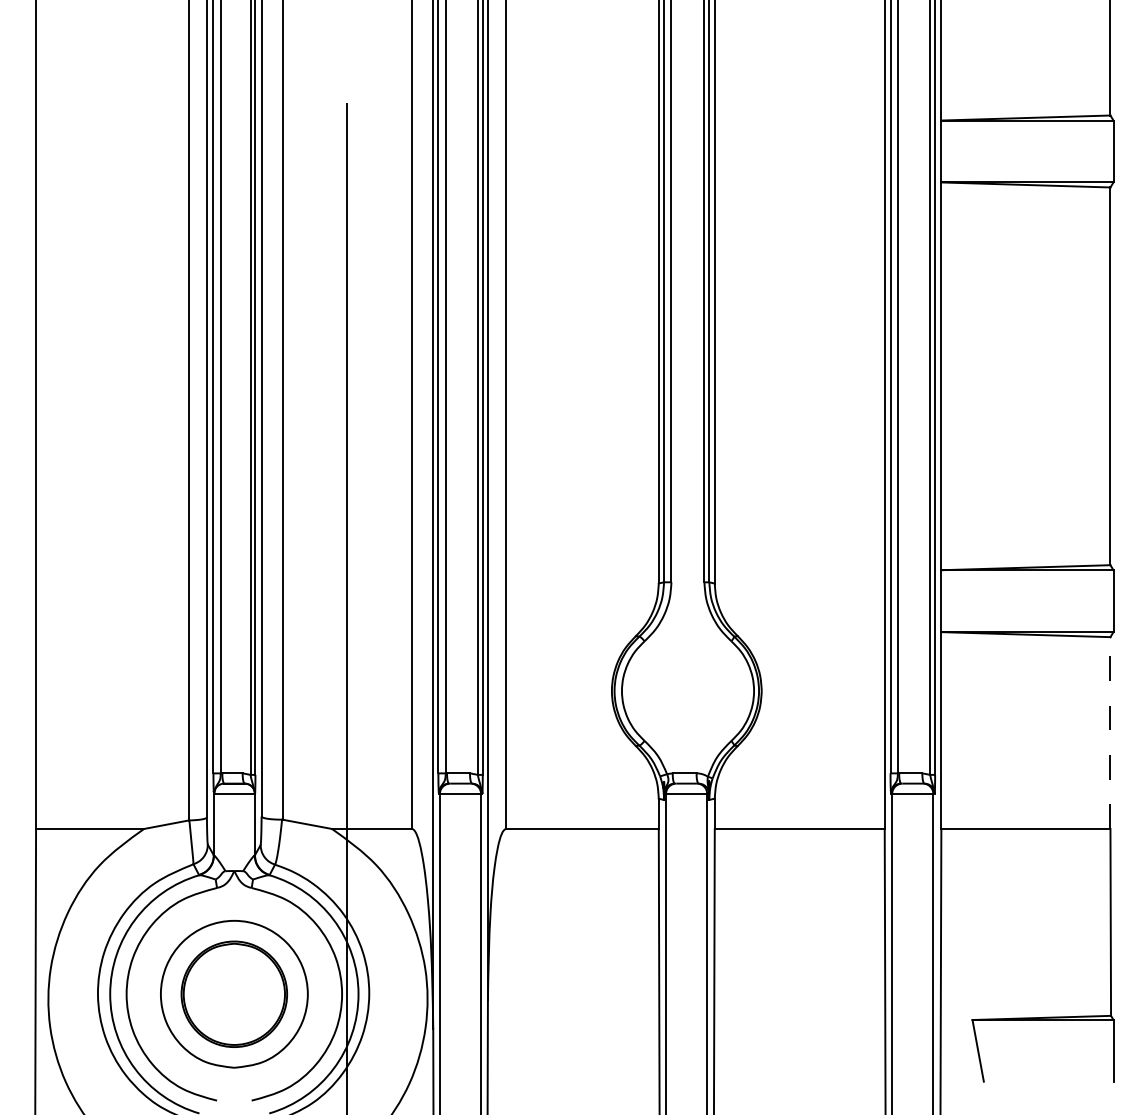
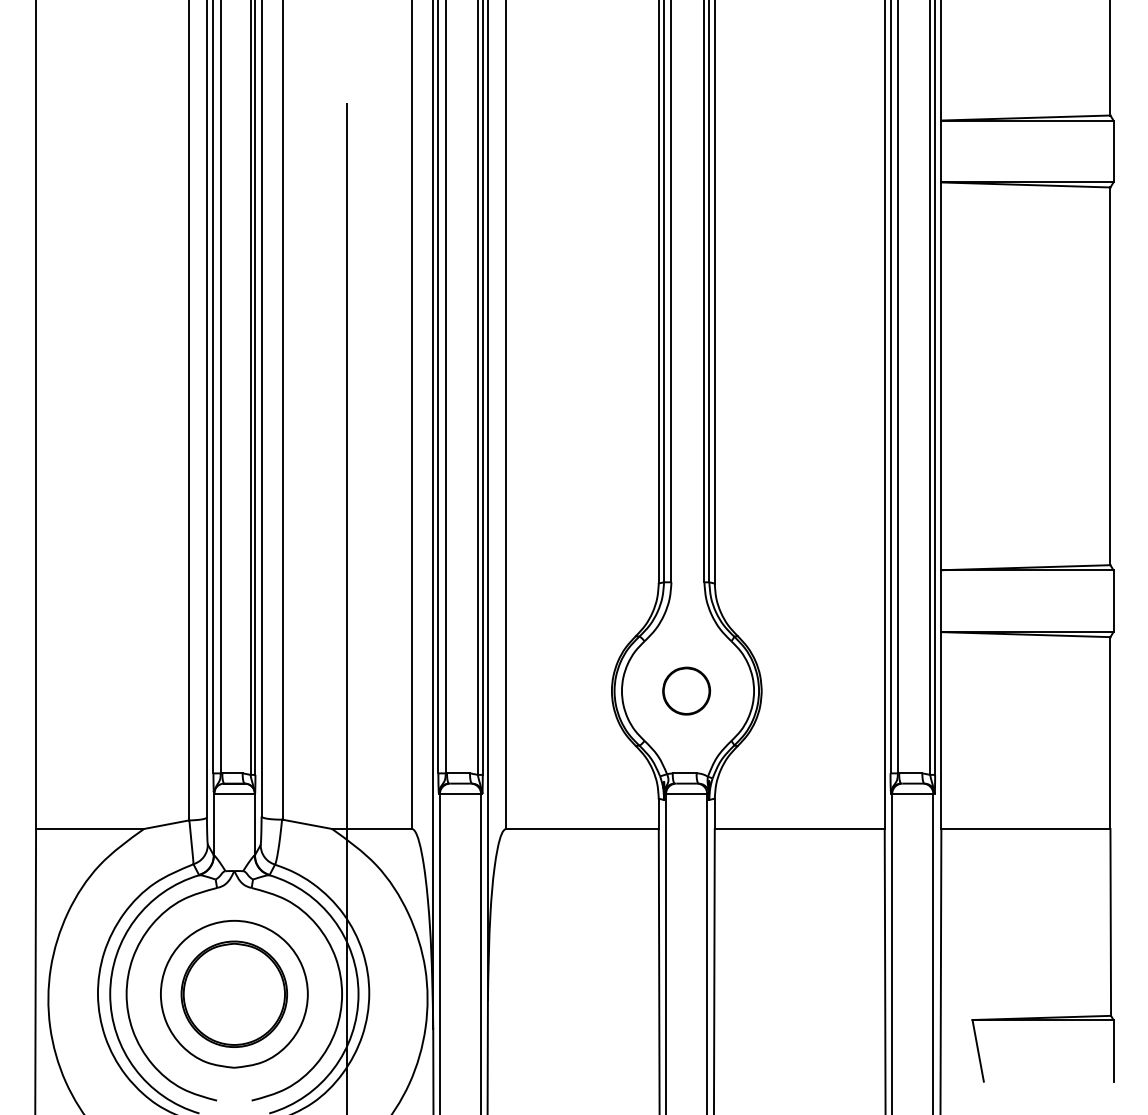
part: none -> present (686, 690)
line: dashed -> solid (1110, 733)
